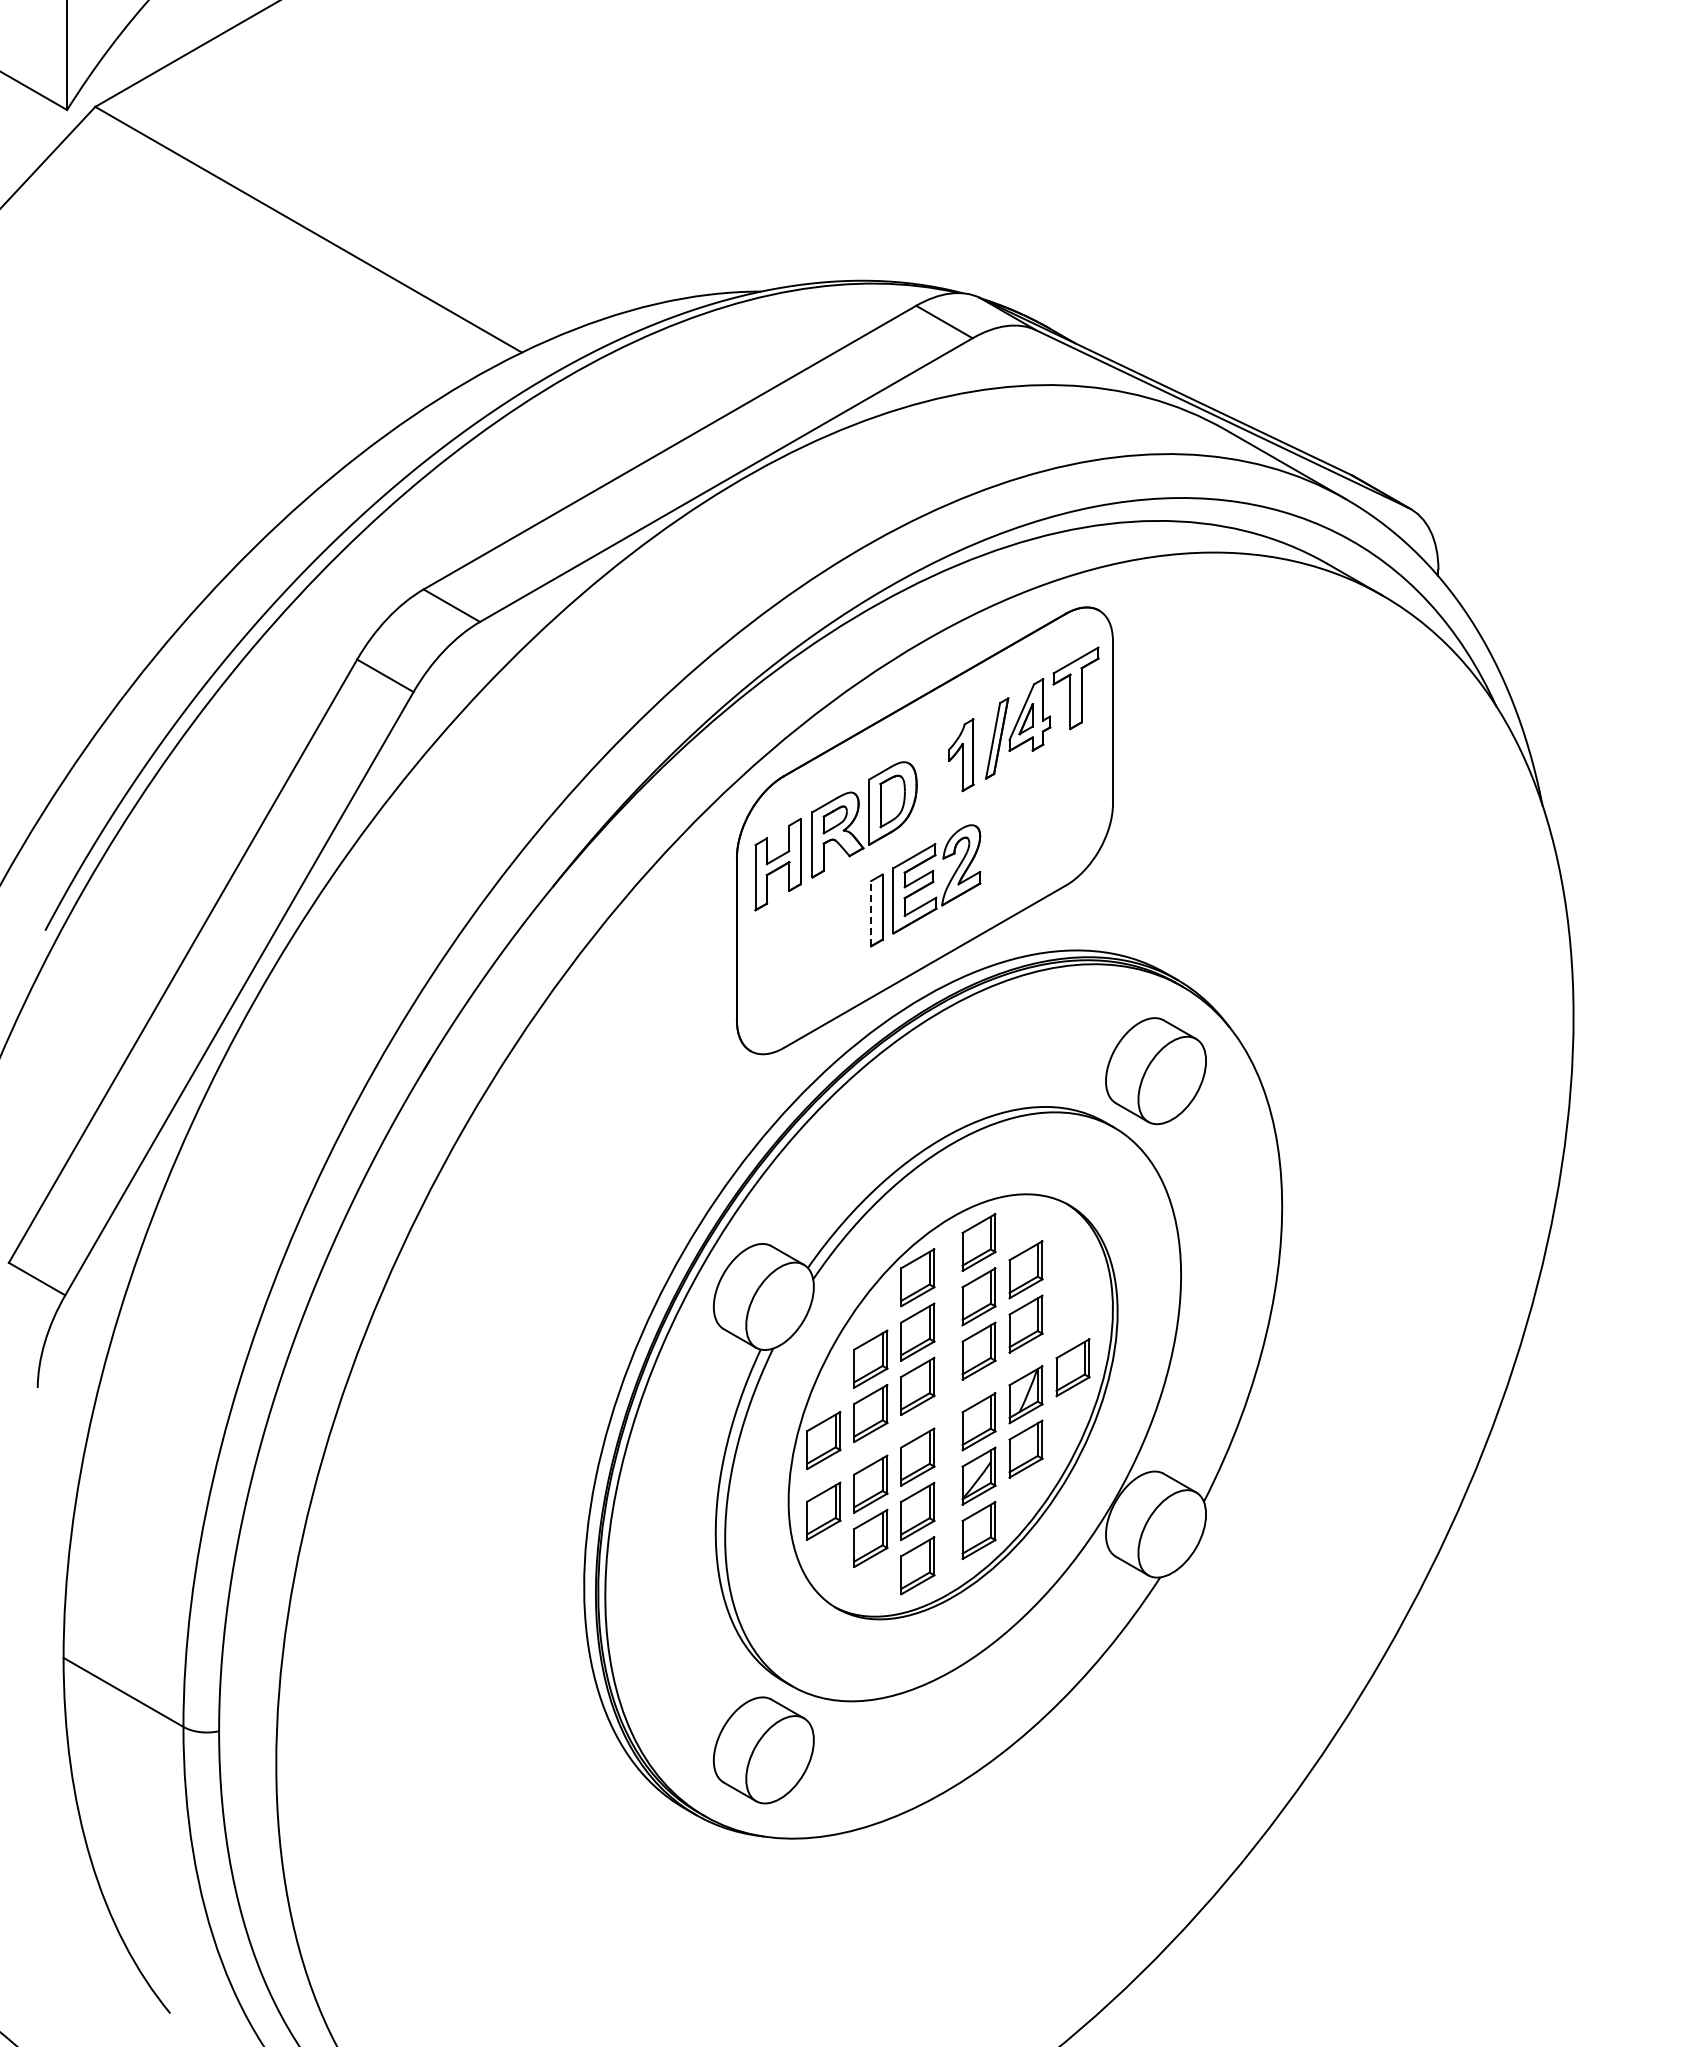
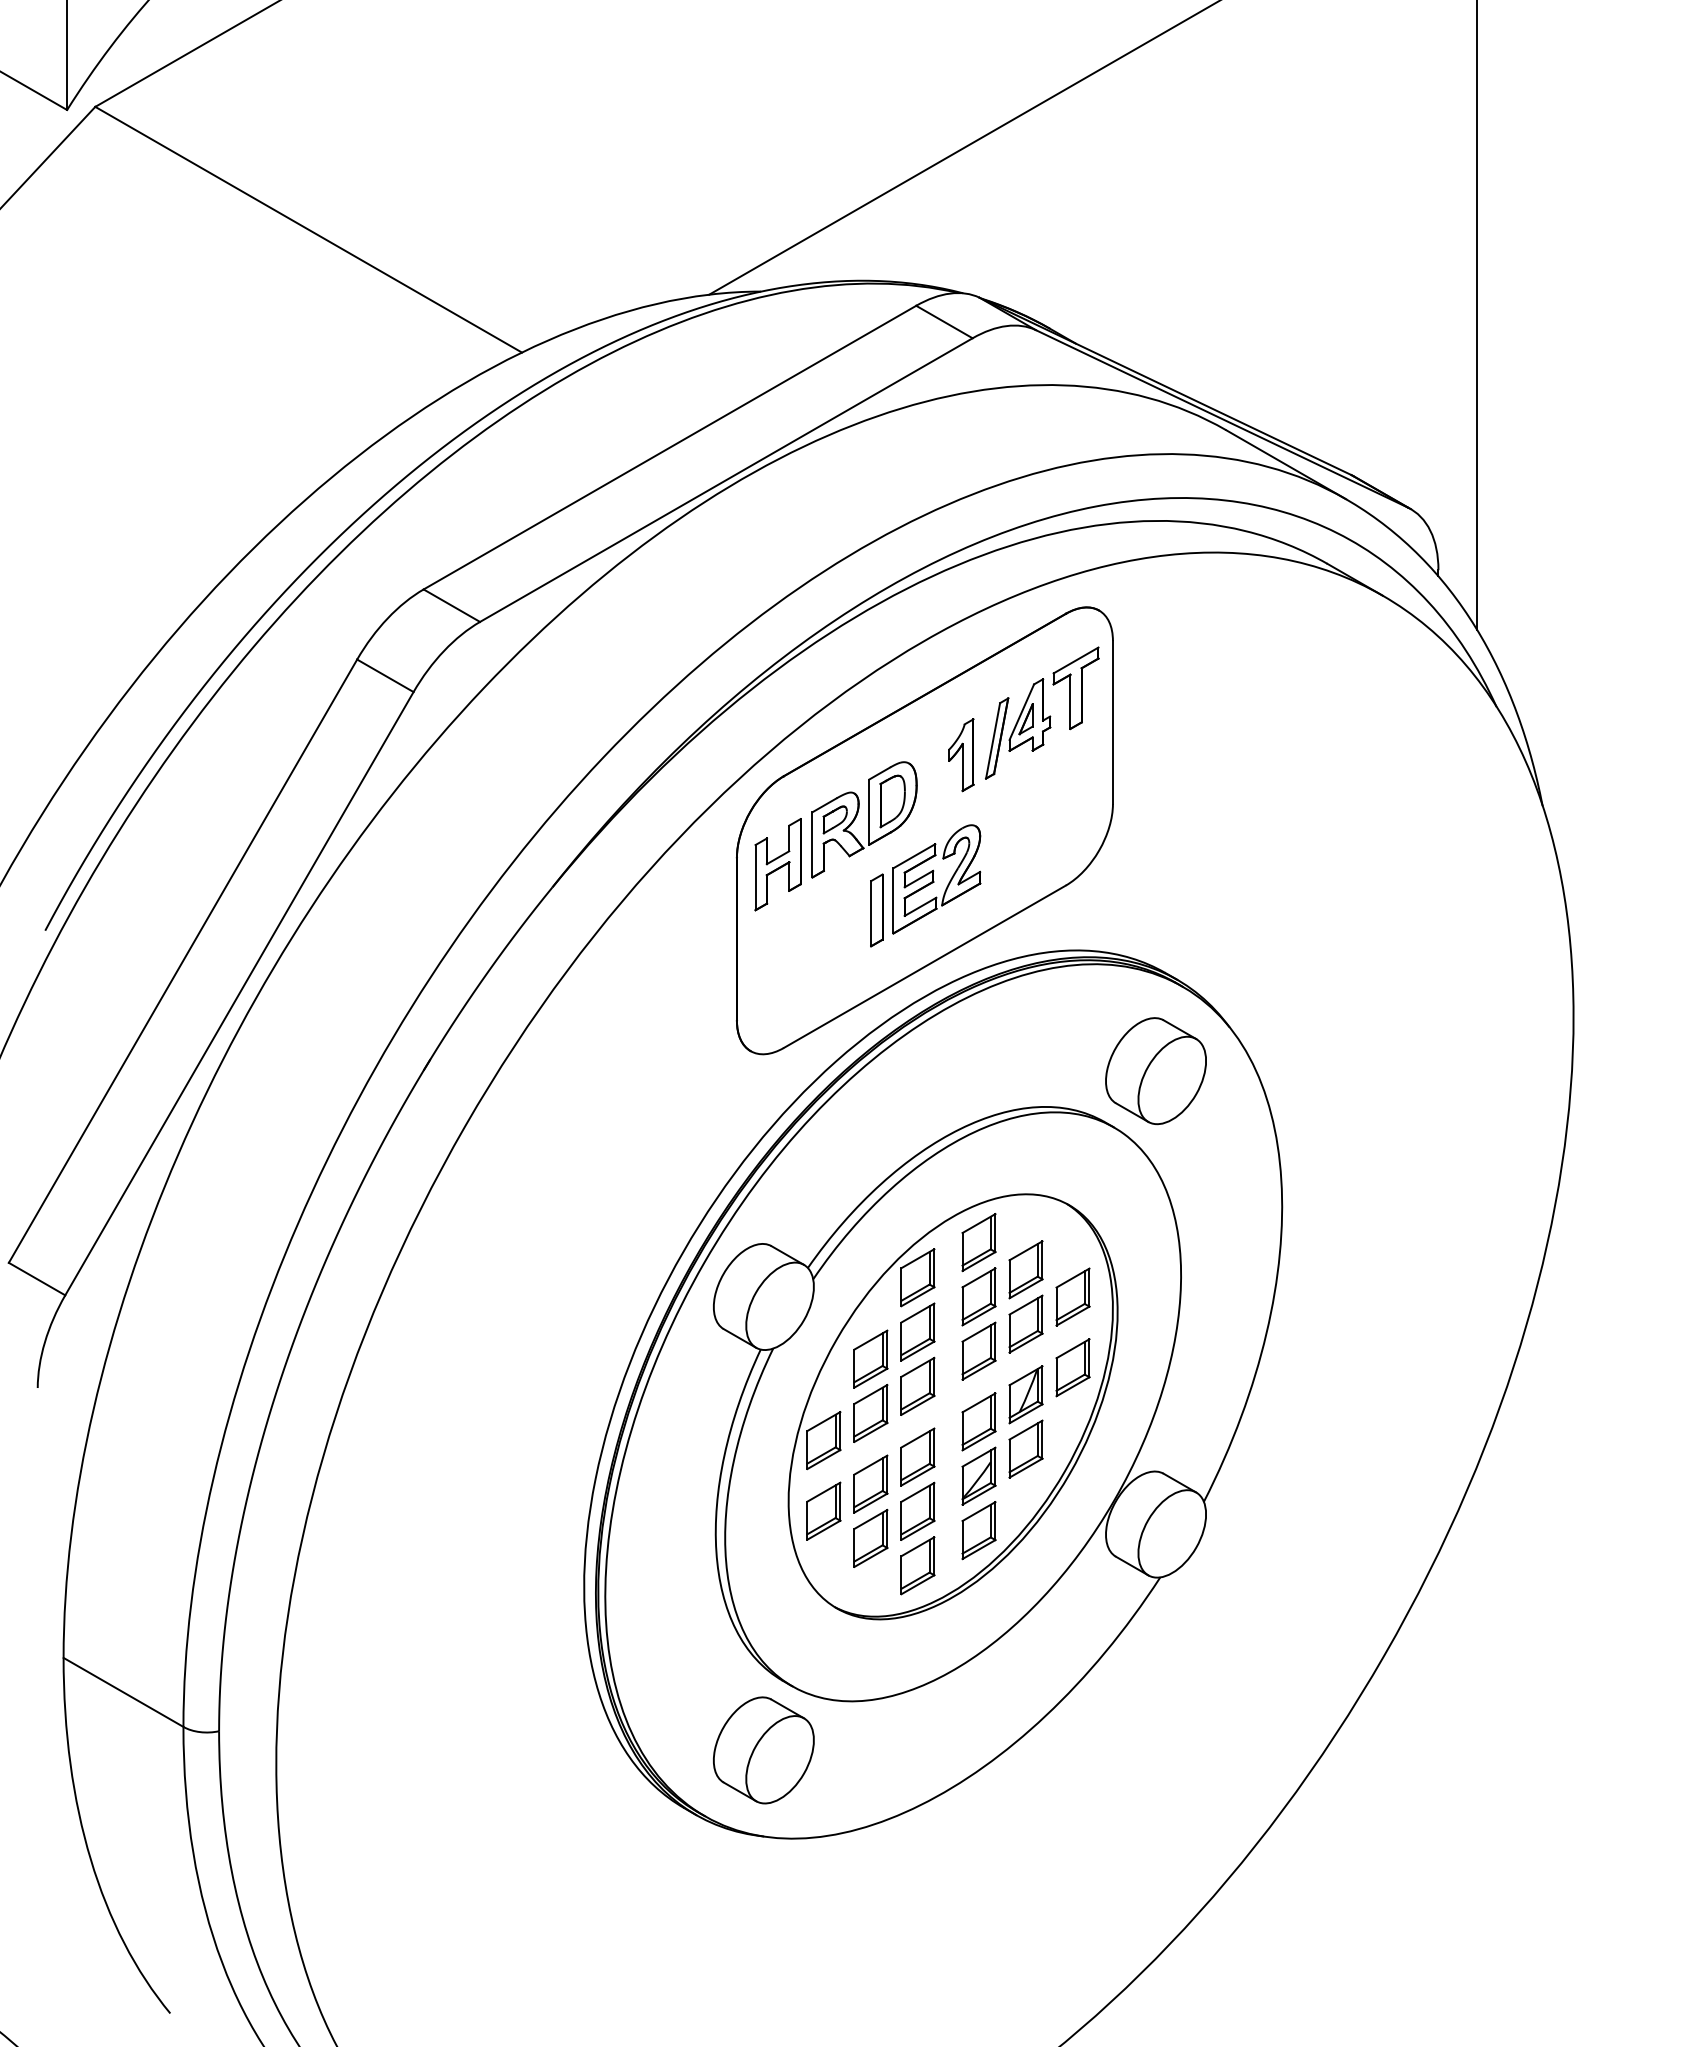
line: none -> present (962, 148)
line: none -> present (1477, 315)
line: dashed -> solid (871, 913)
part: none -> present (1072, 1296)
